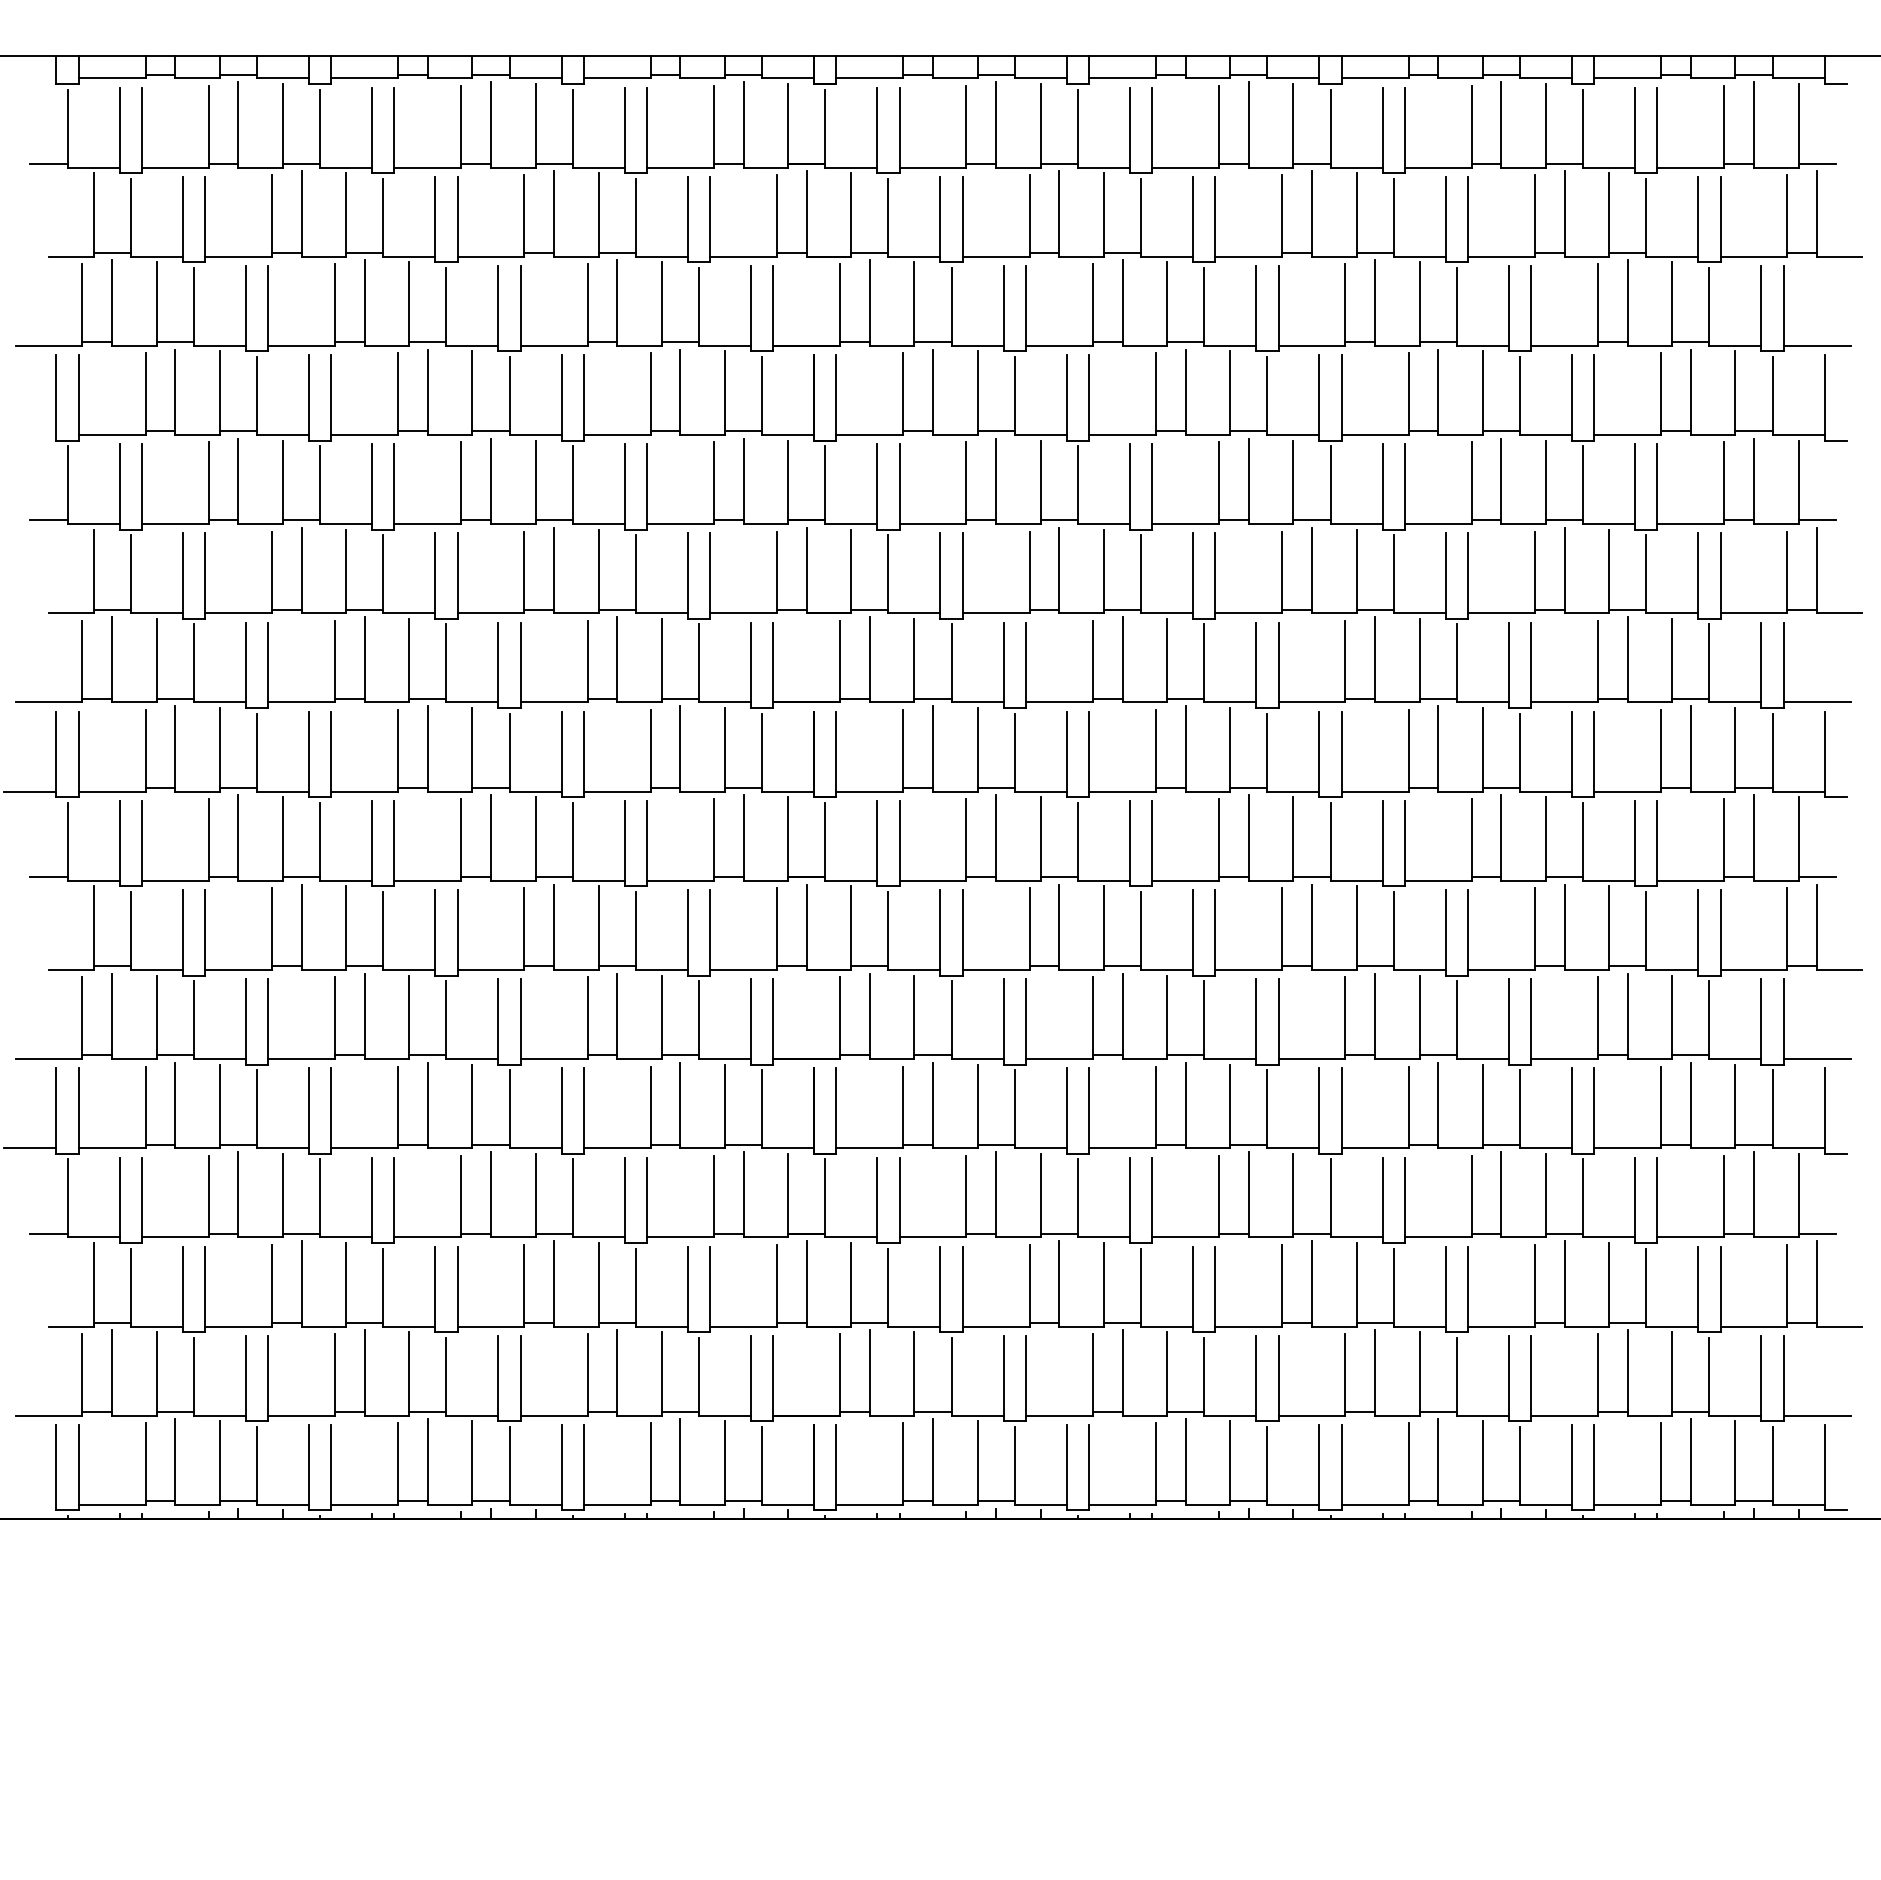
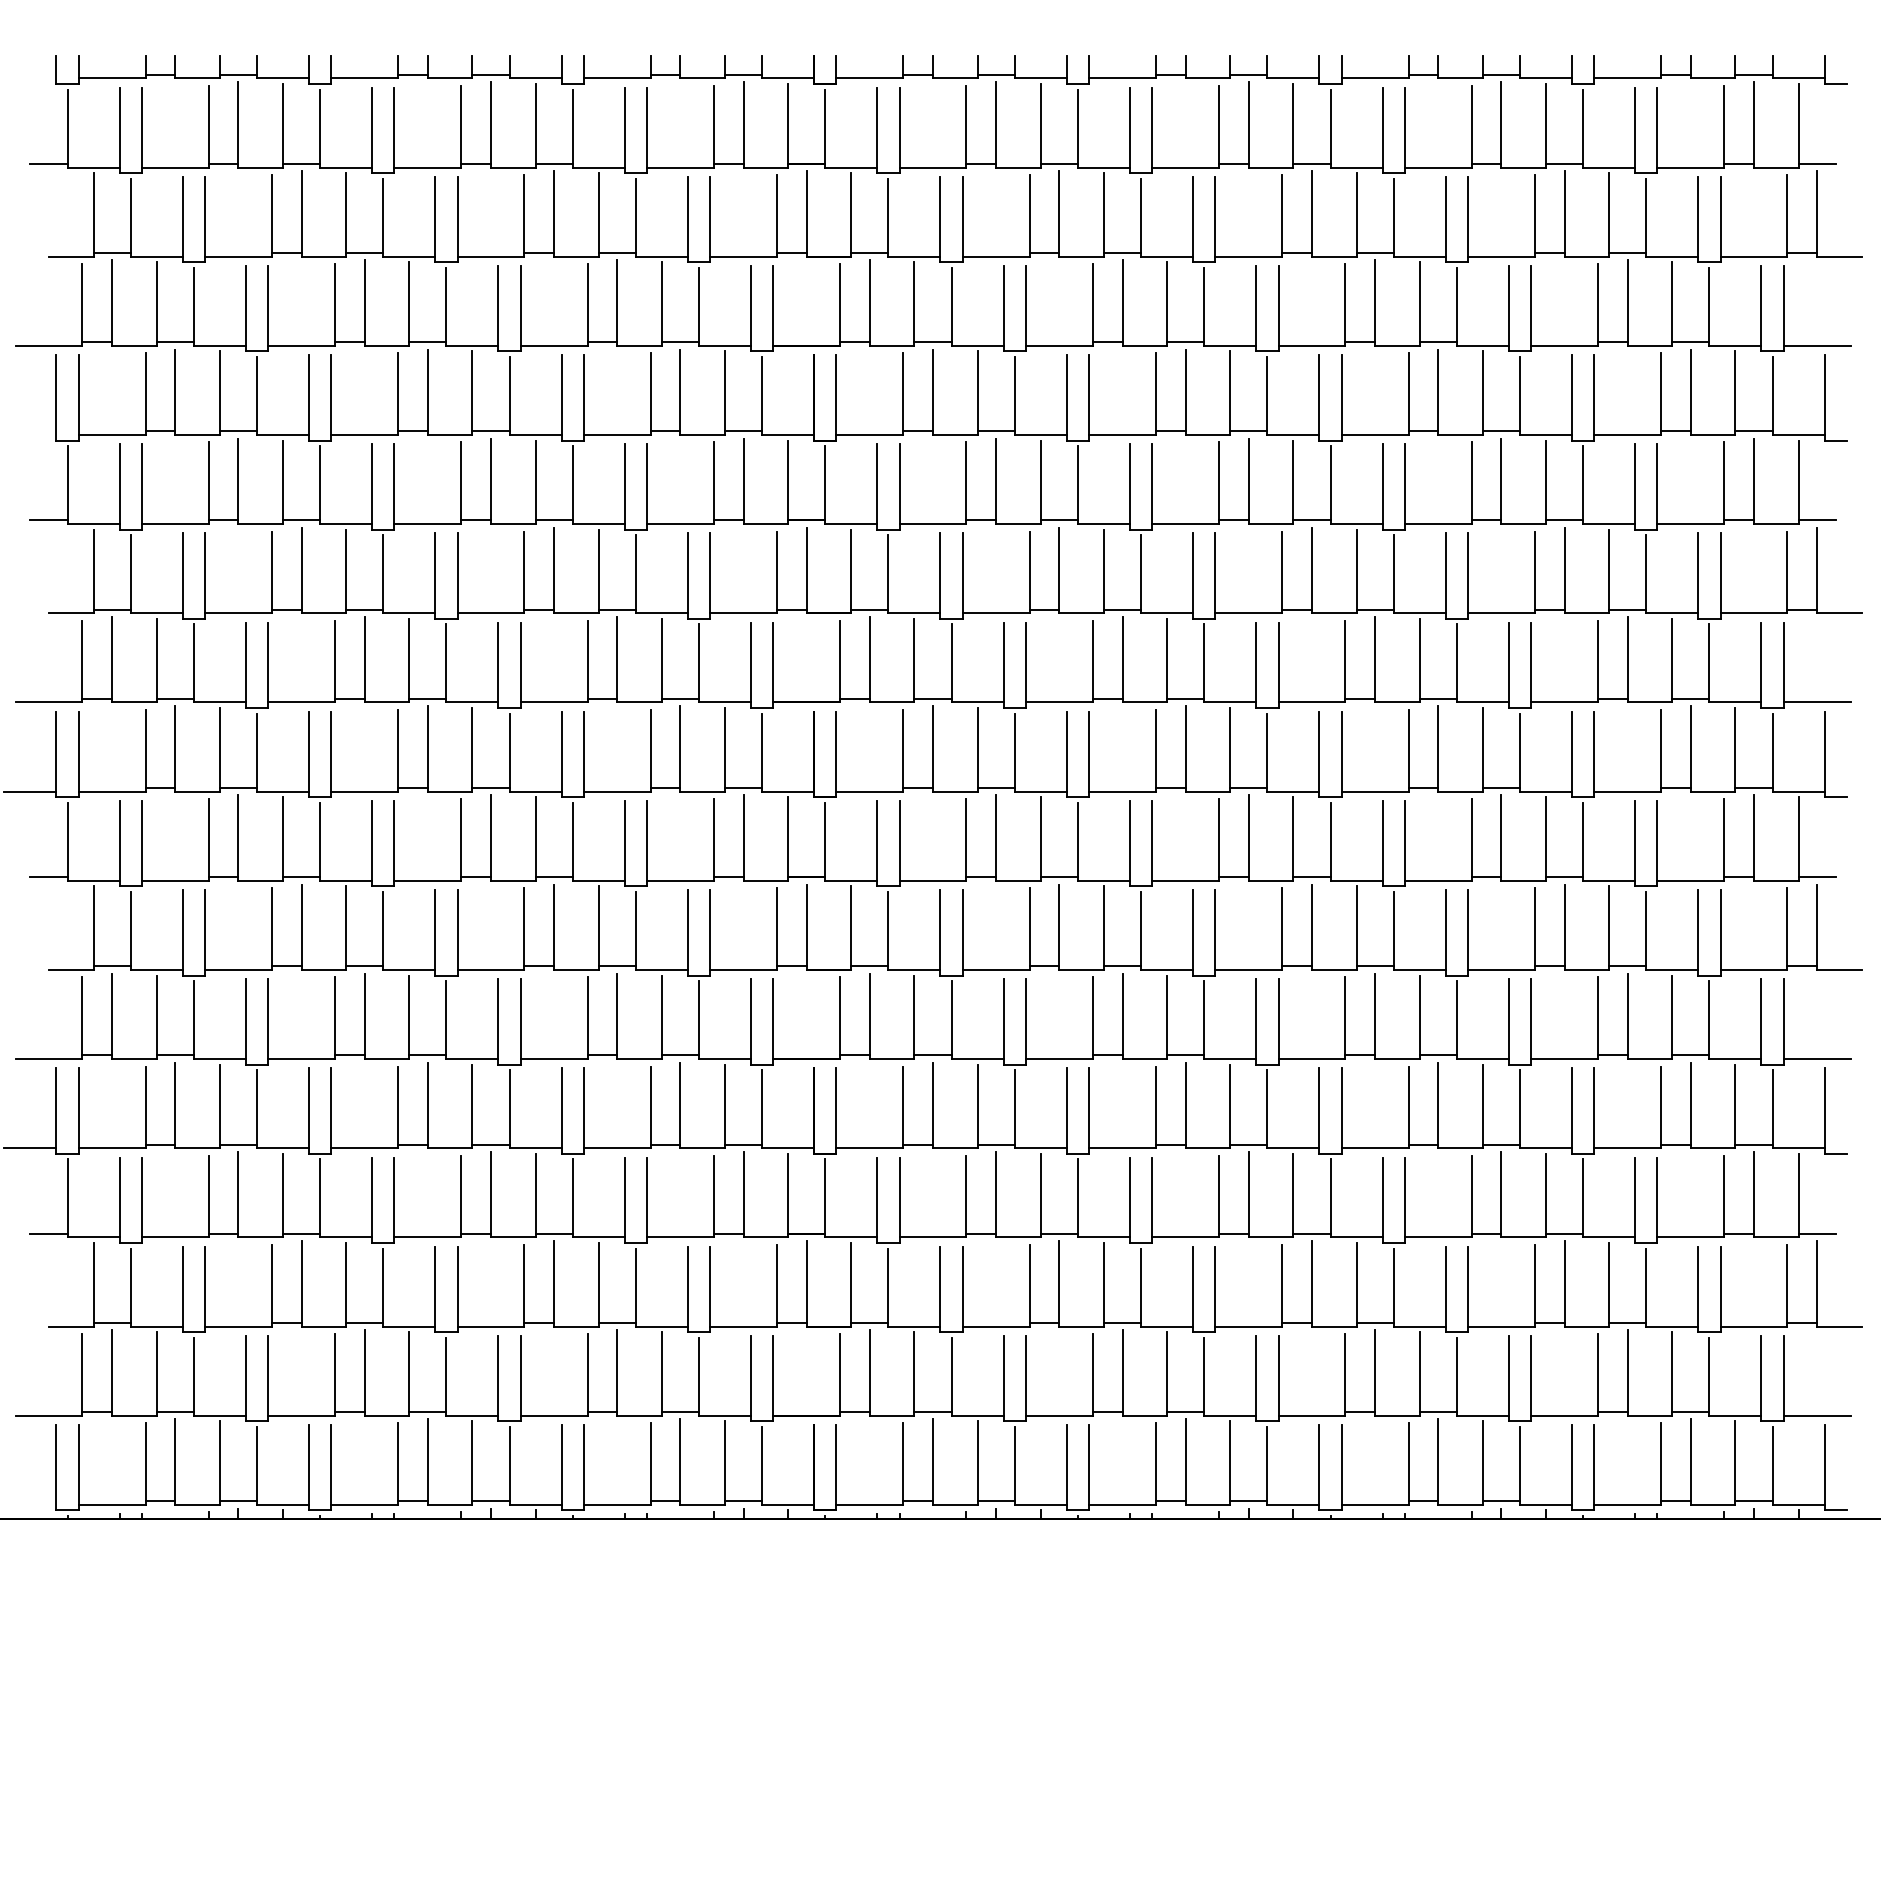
line: present -> none (939, 56)
